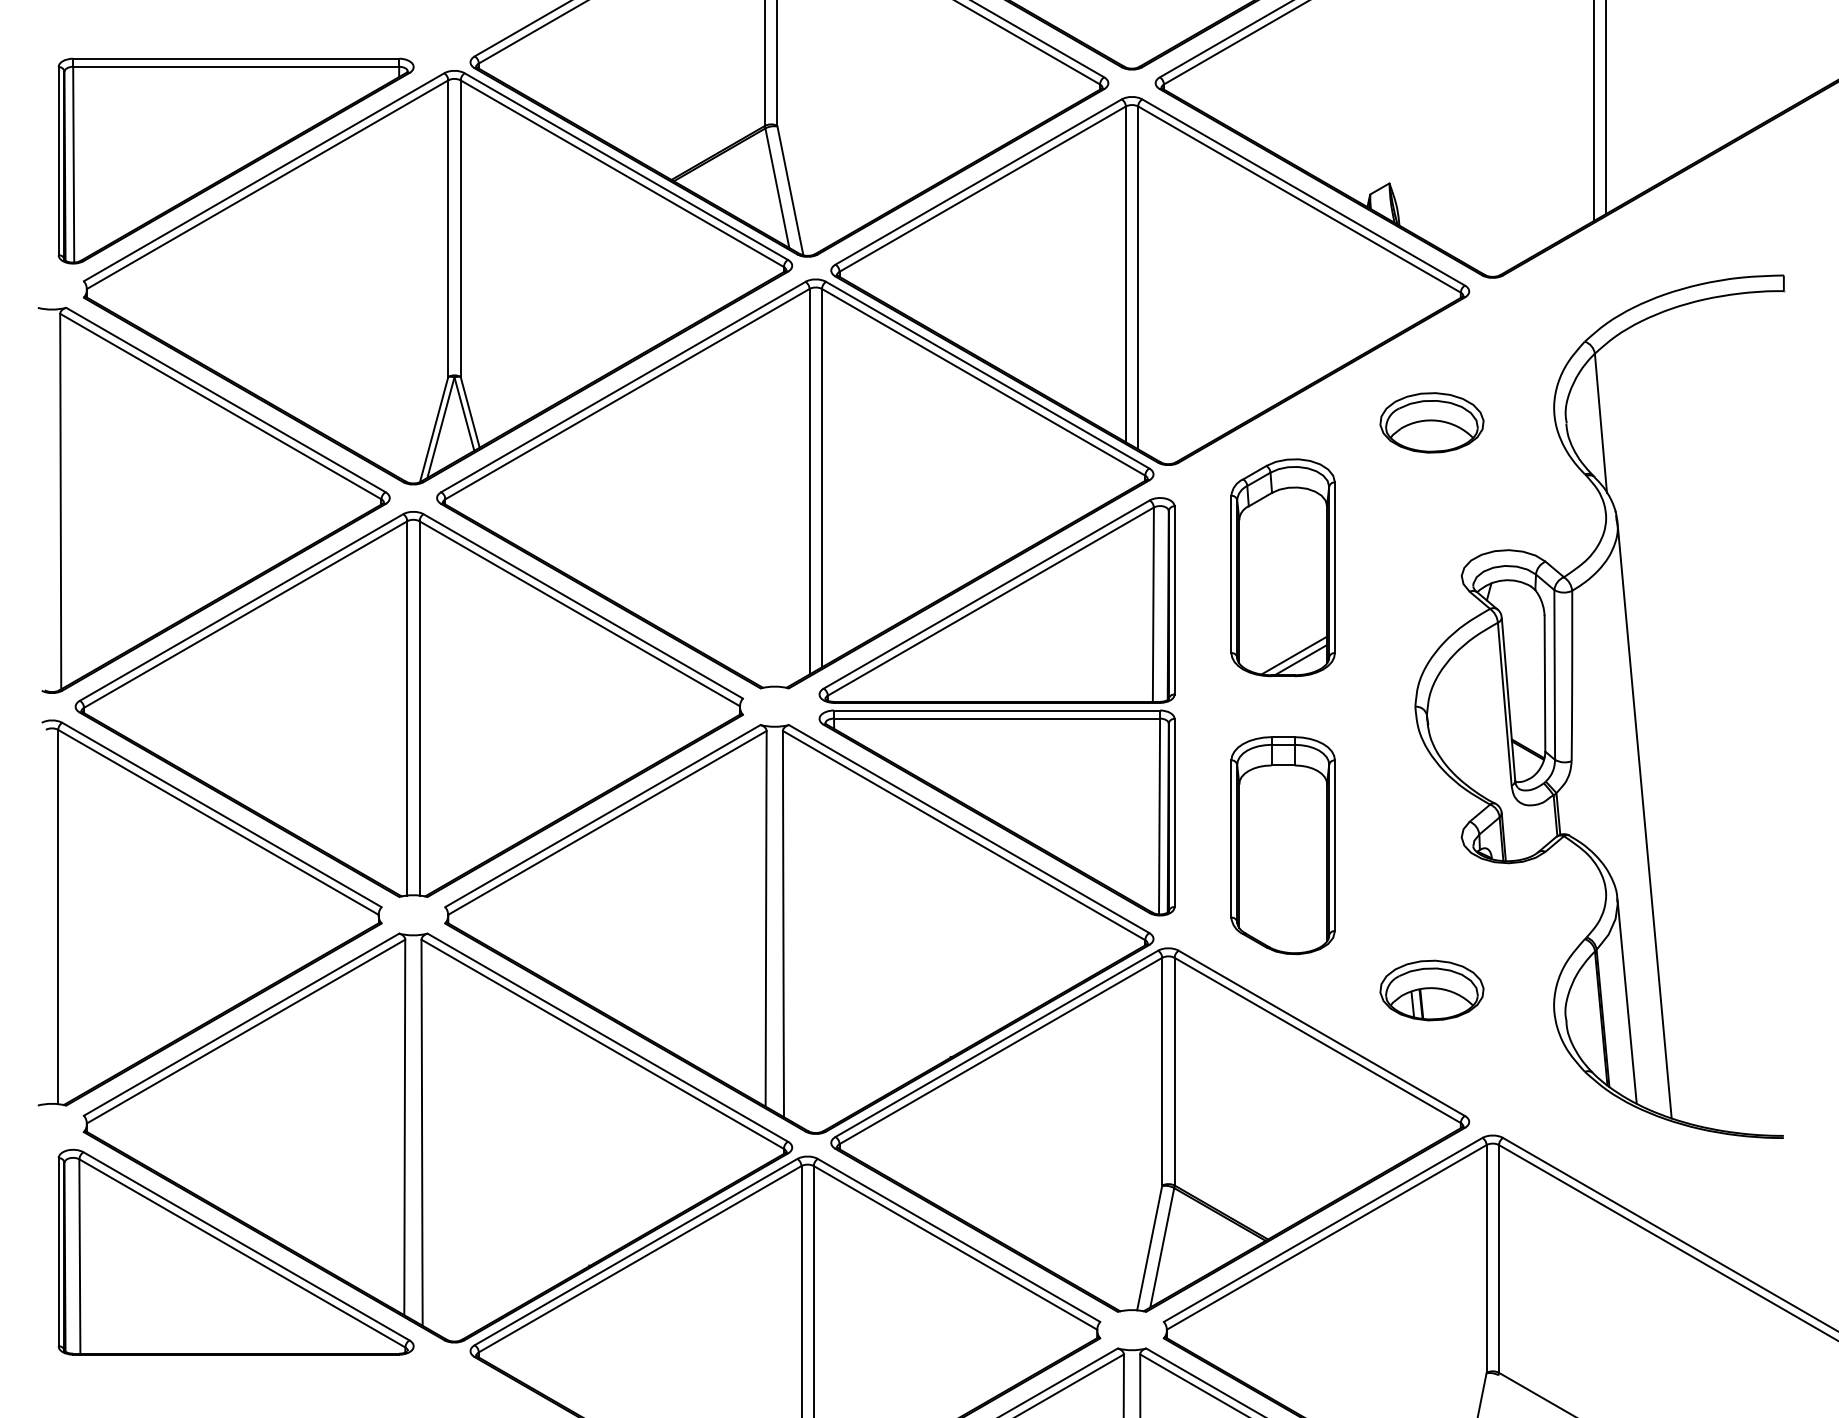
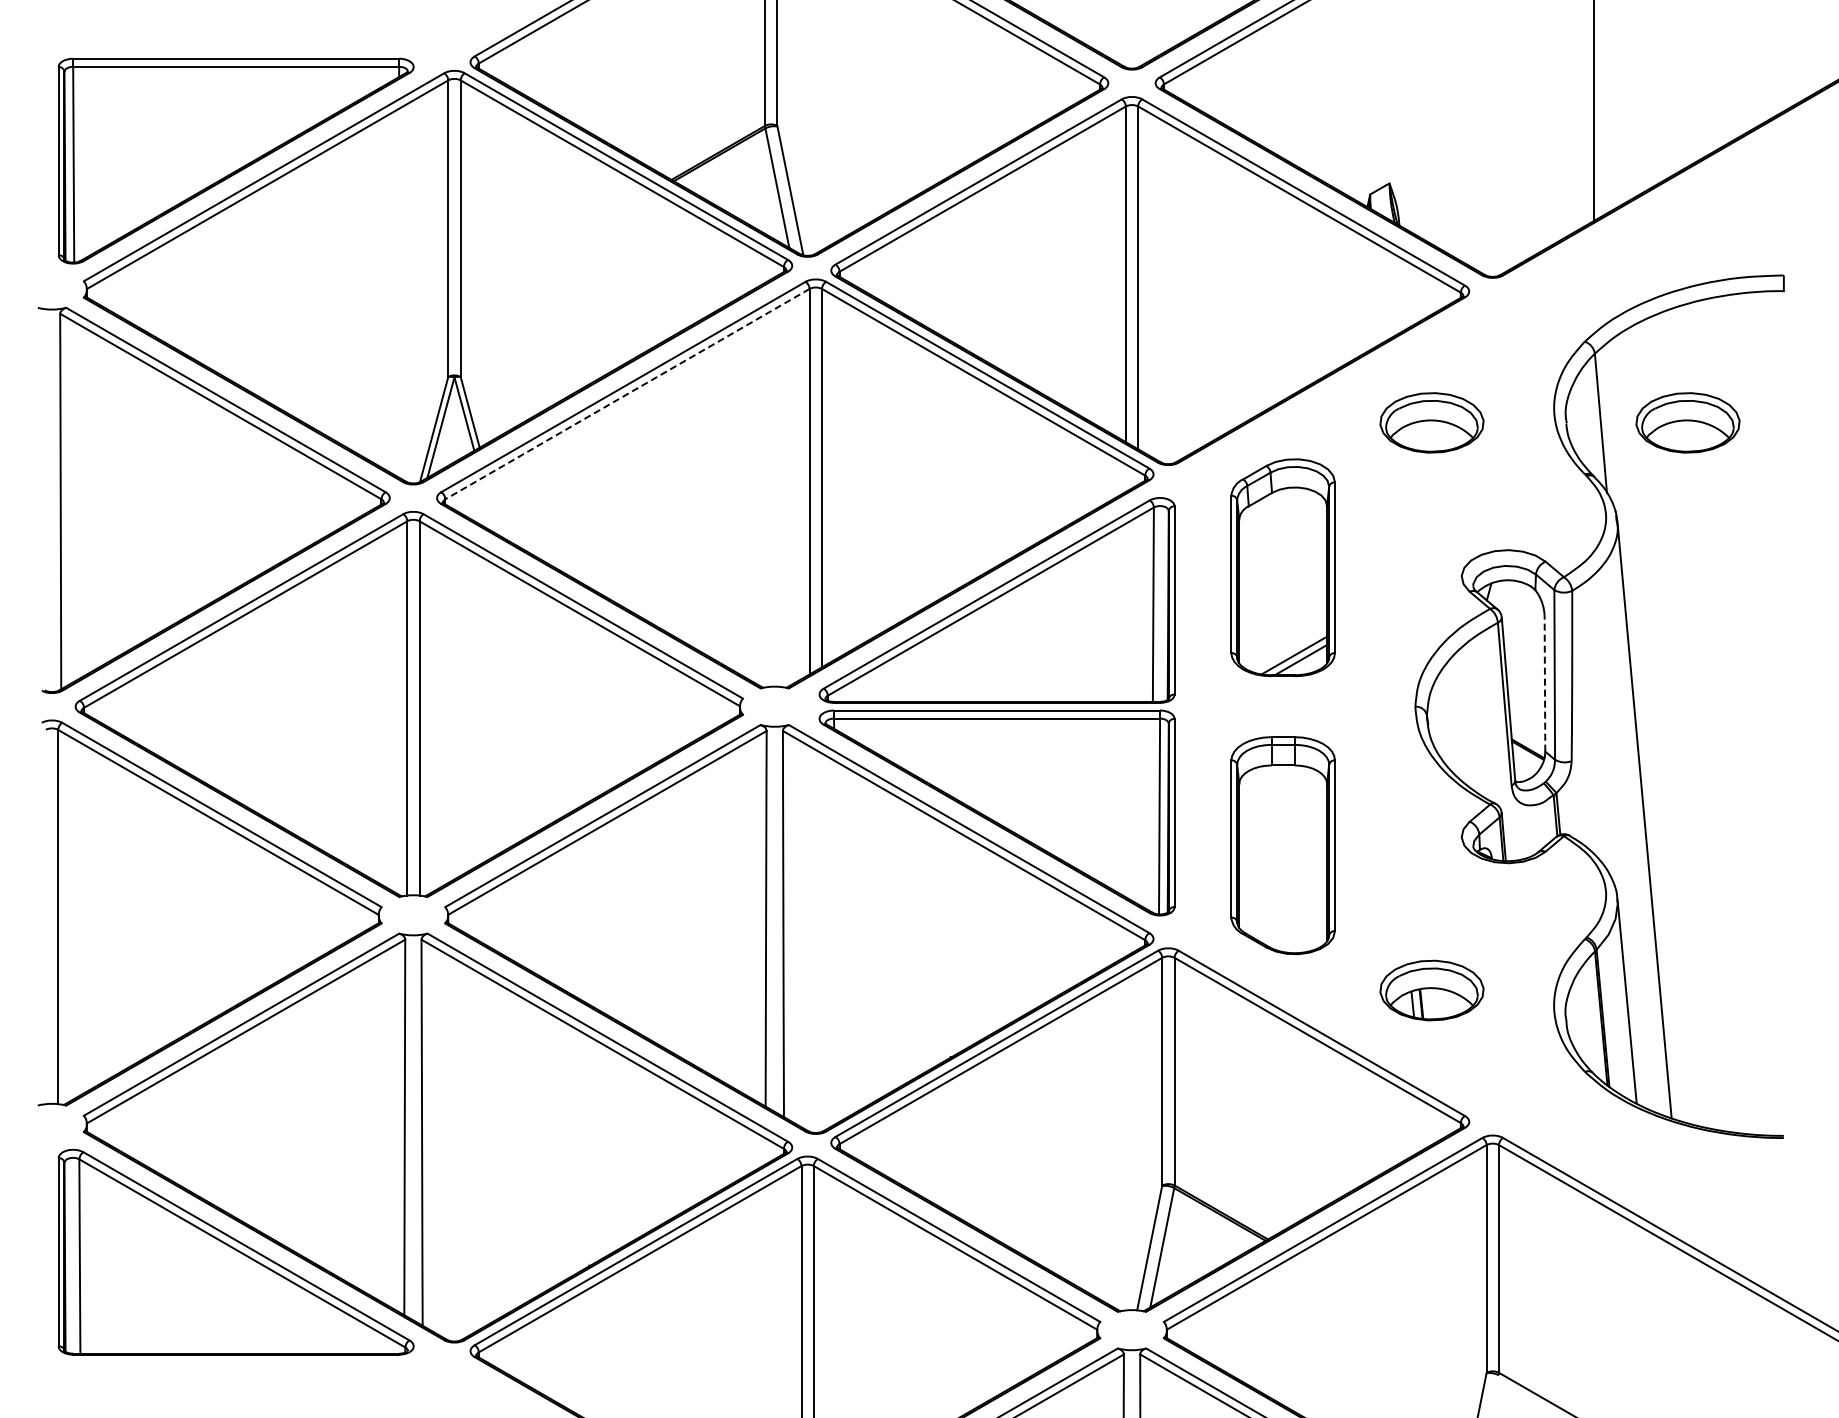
line: present -> none (1606, 107)
line: solid -> dashed (627, 394)
part: none -> present (1687, 422)
line: solid -> dashed (1544, 683)
